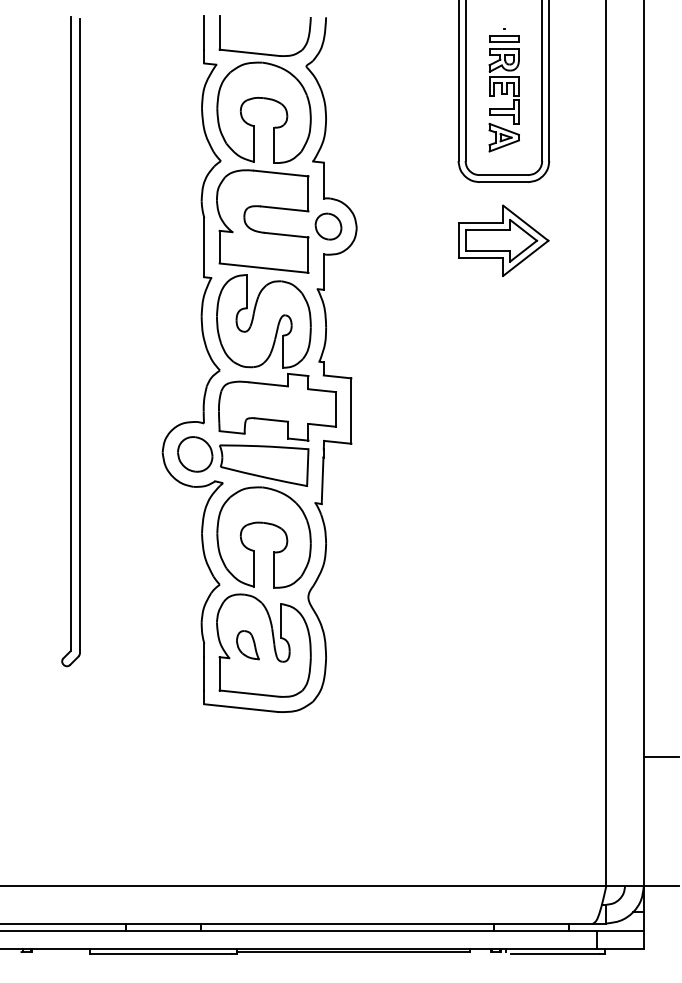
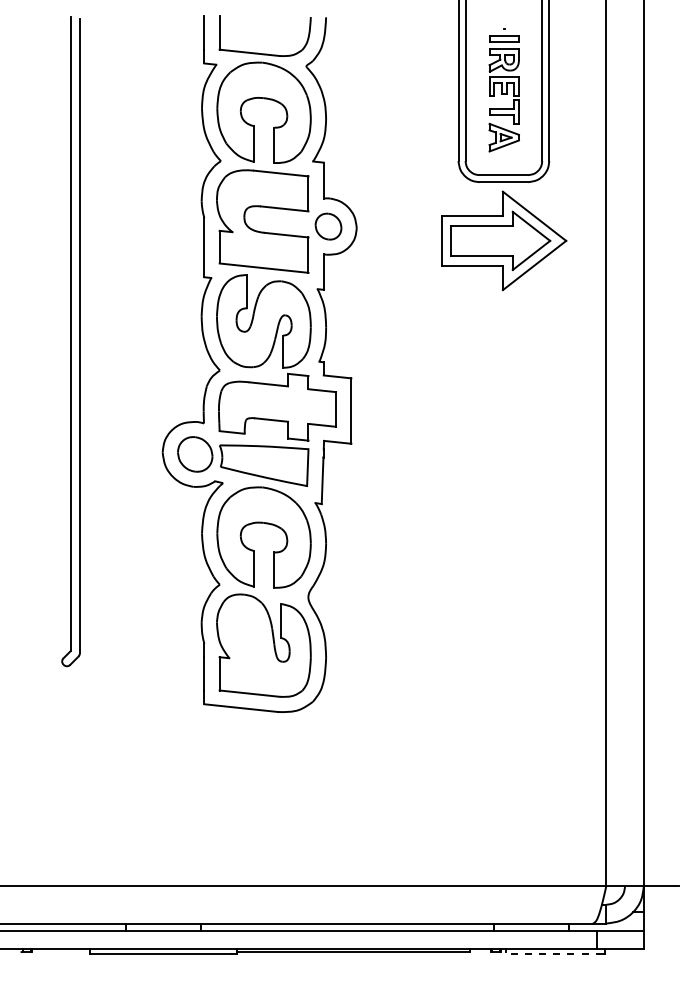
part size: 92x73 px -> 127x102 px (504, 240)
part: present -> none (247, 645)
line: present -> none (660, 757)
line: solid -> dashed (555, 953)
